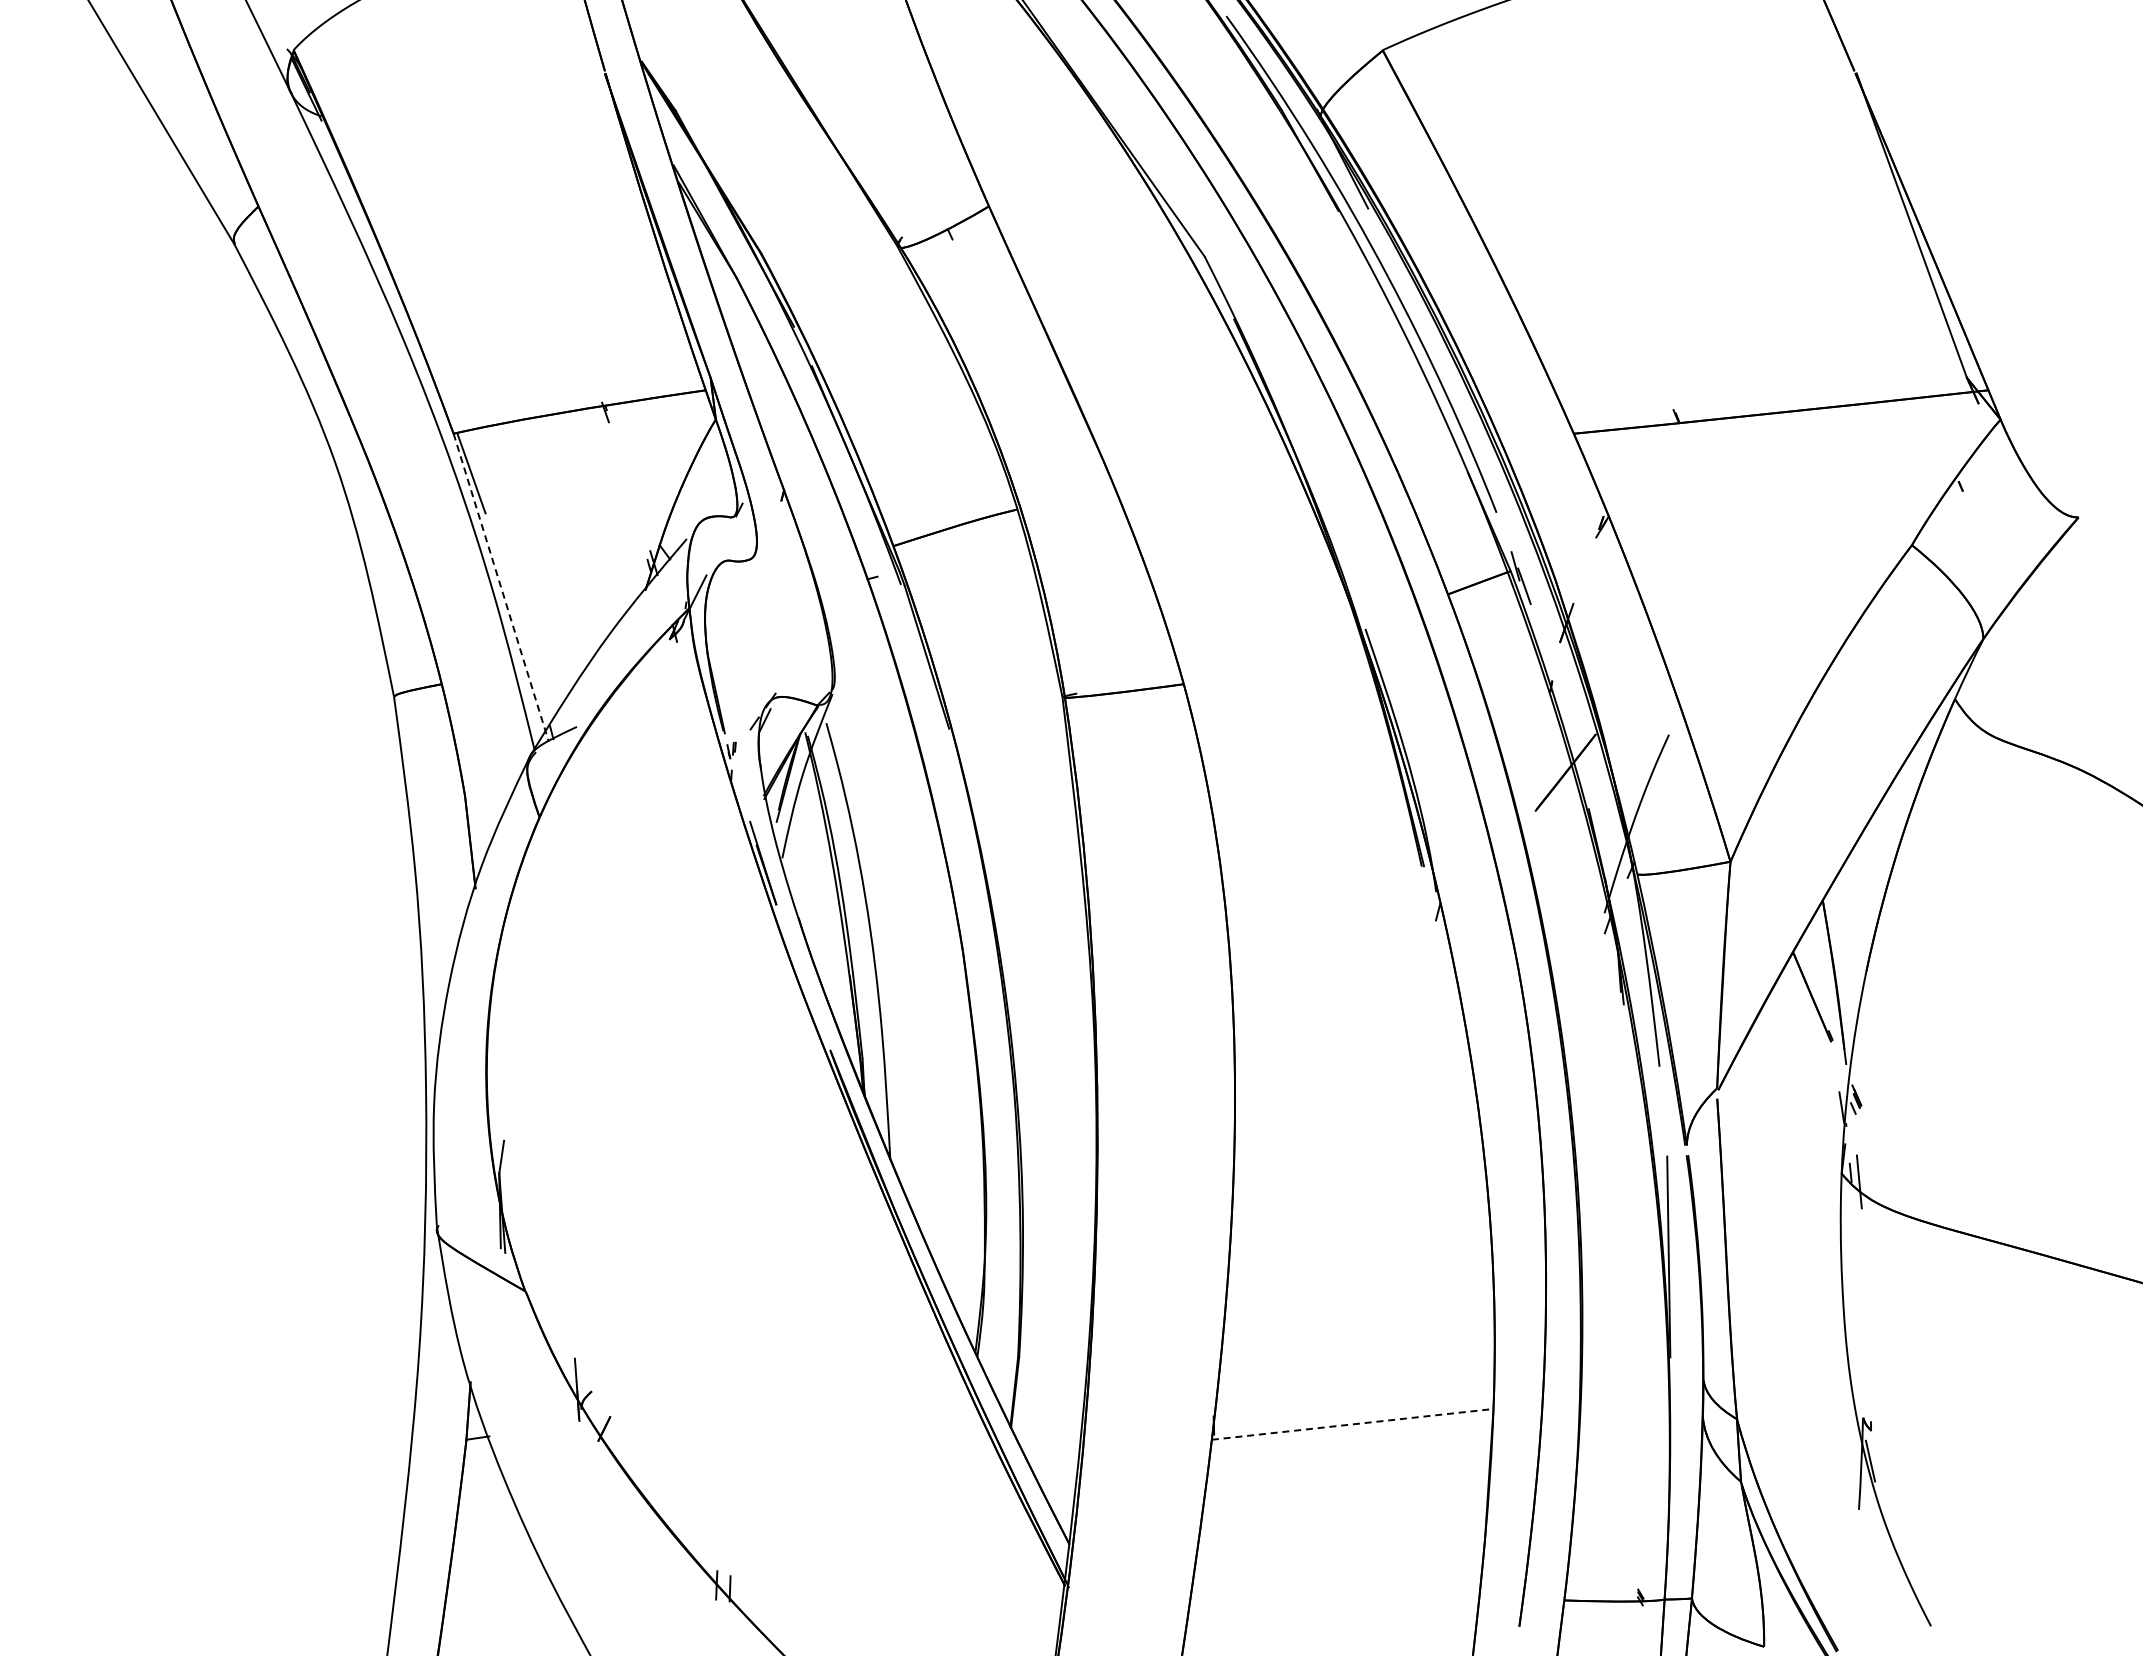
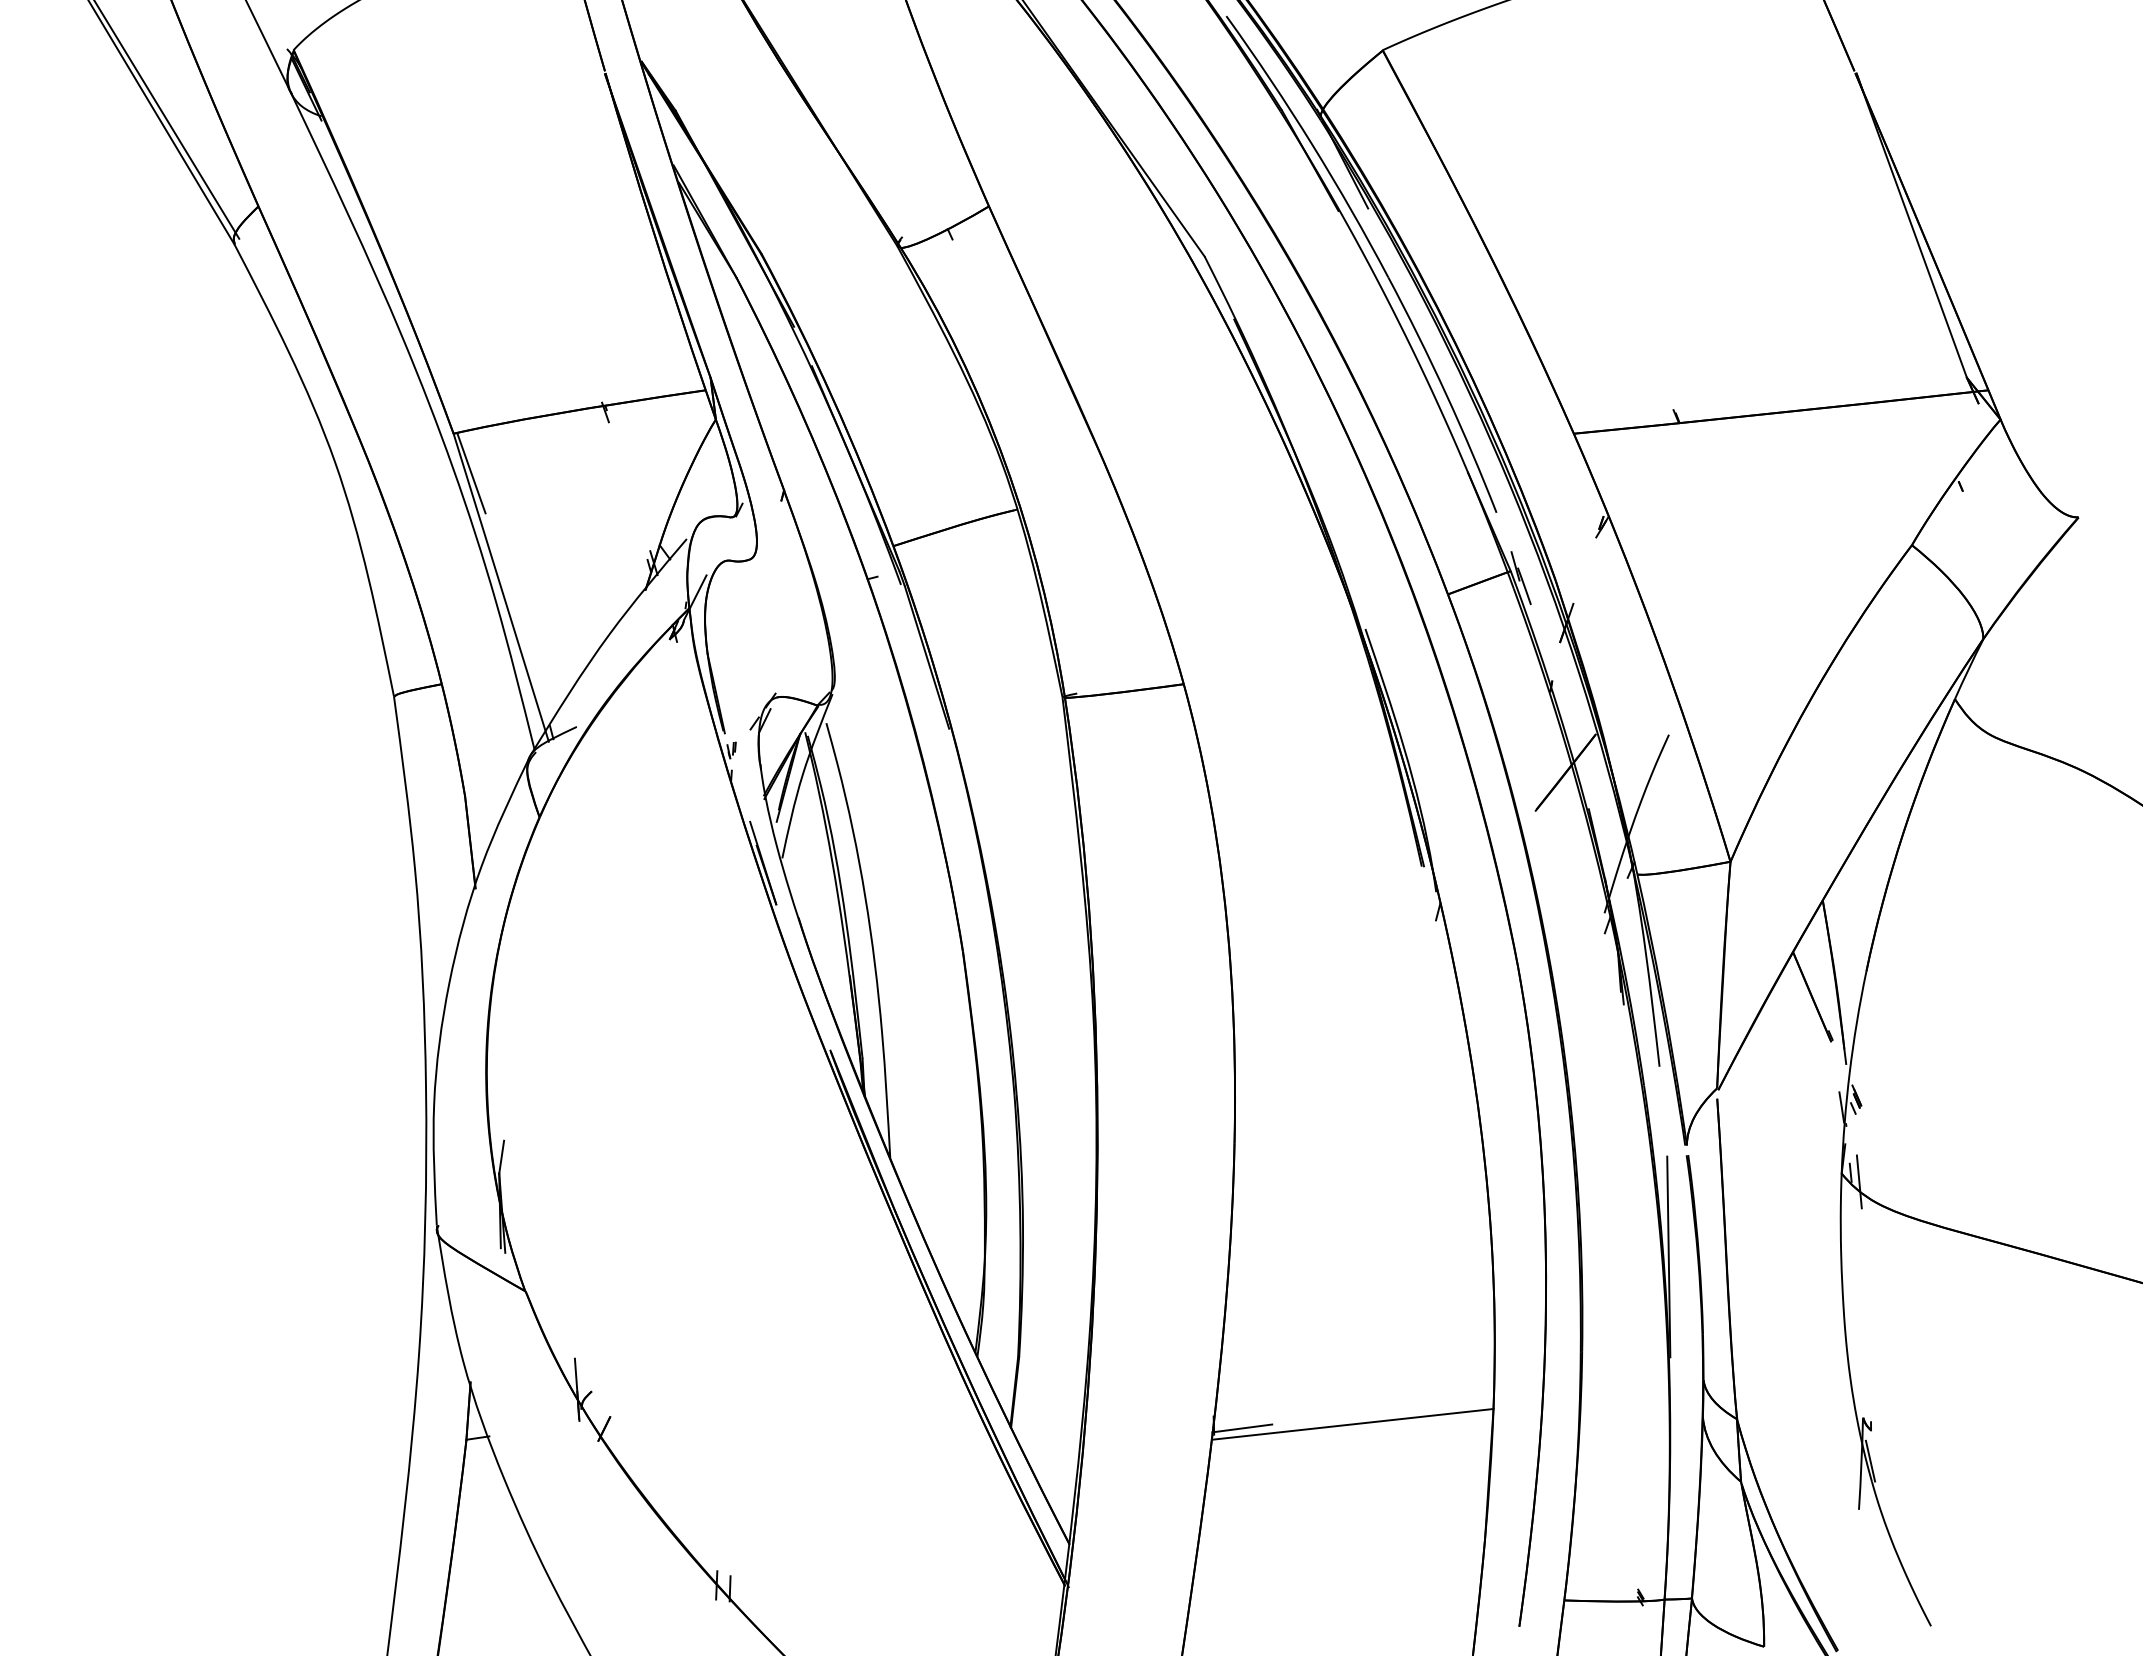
line: none -> present (167, 120)
line: dashed -> solid (501, 588)
line: dashed -> solid (1352, 1424)
line: none -> present (1242, 1428)
